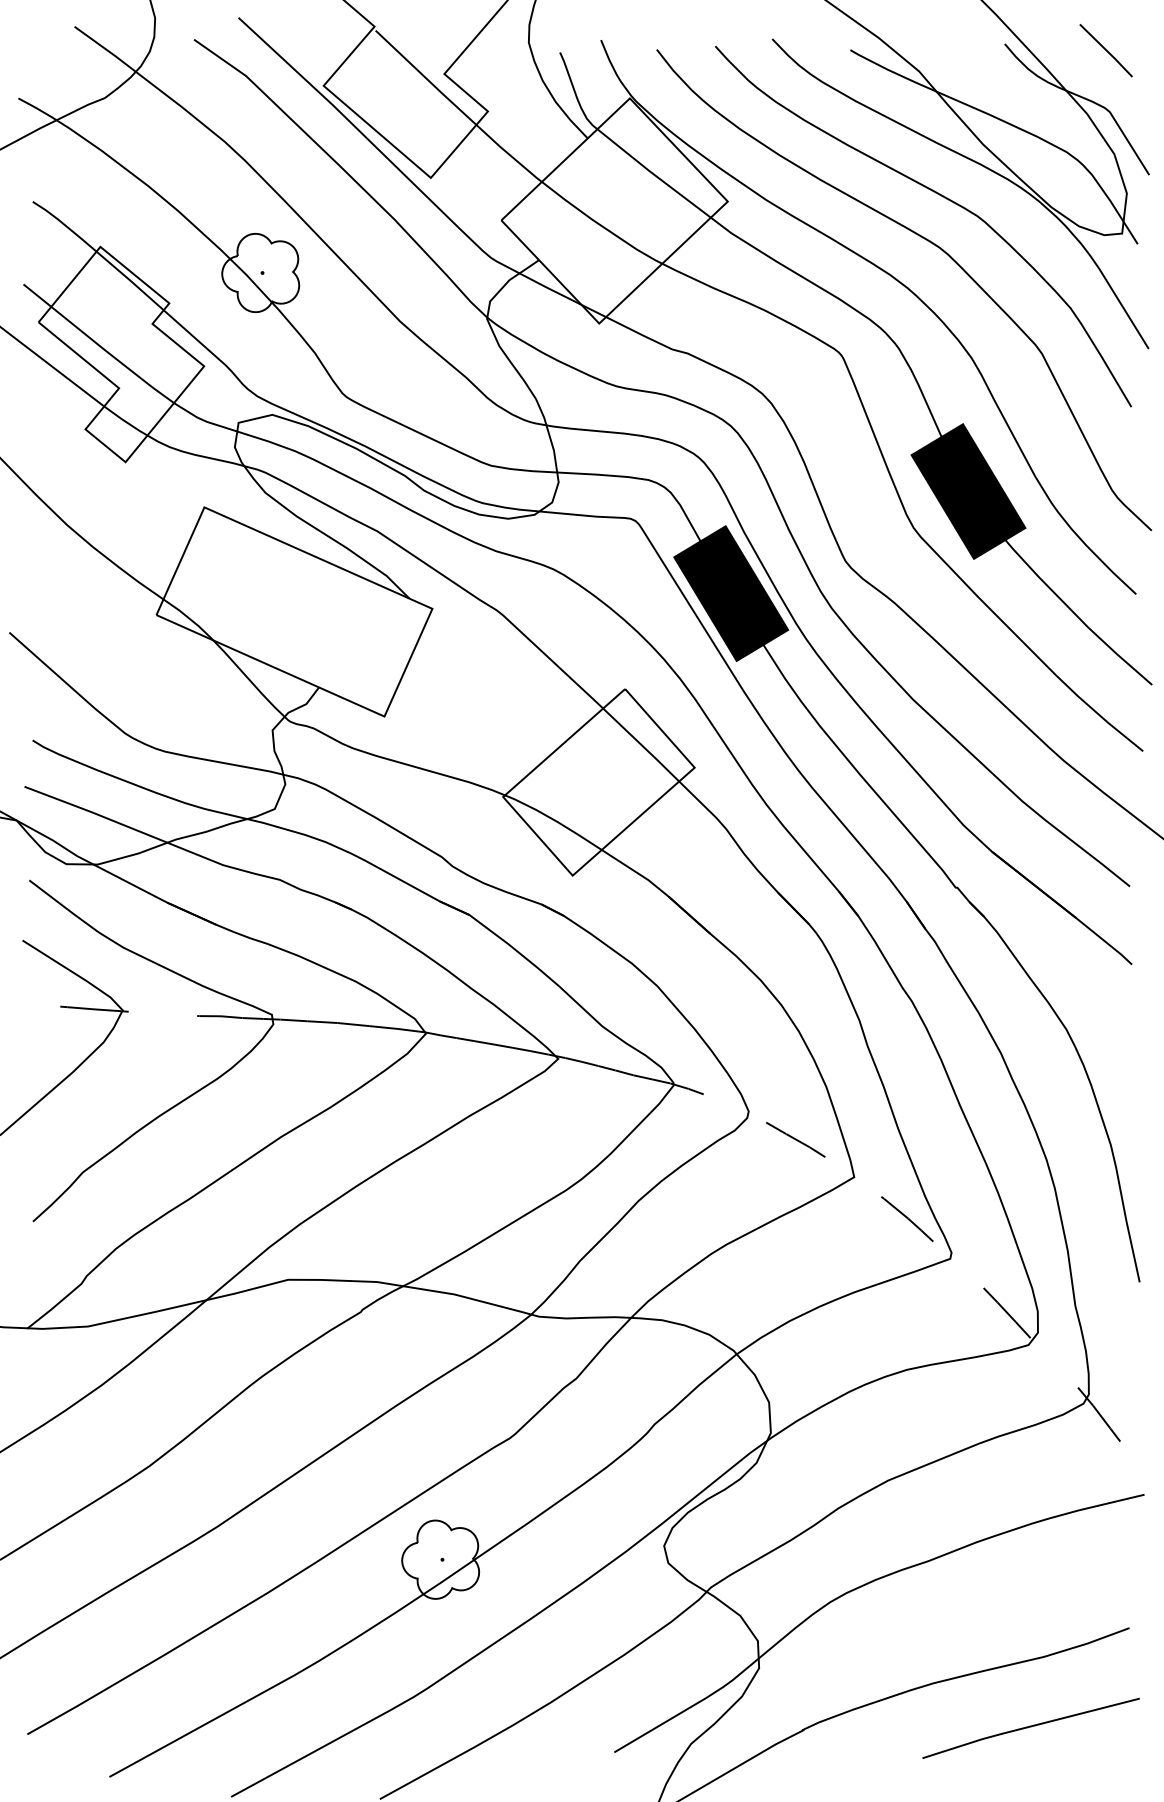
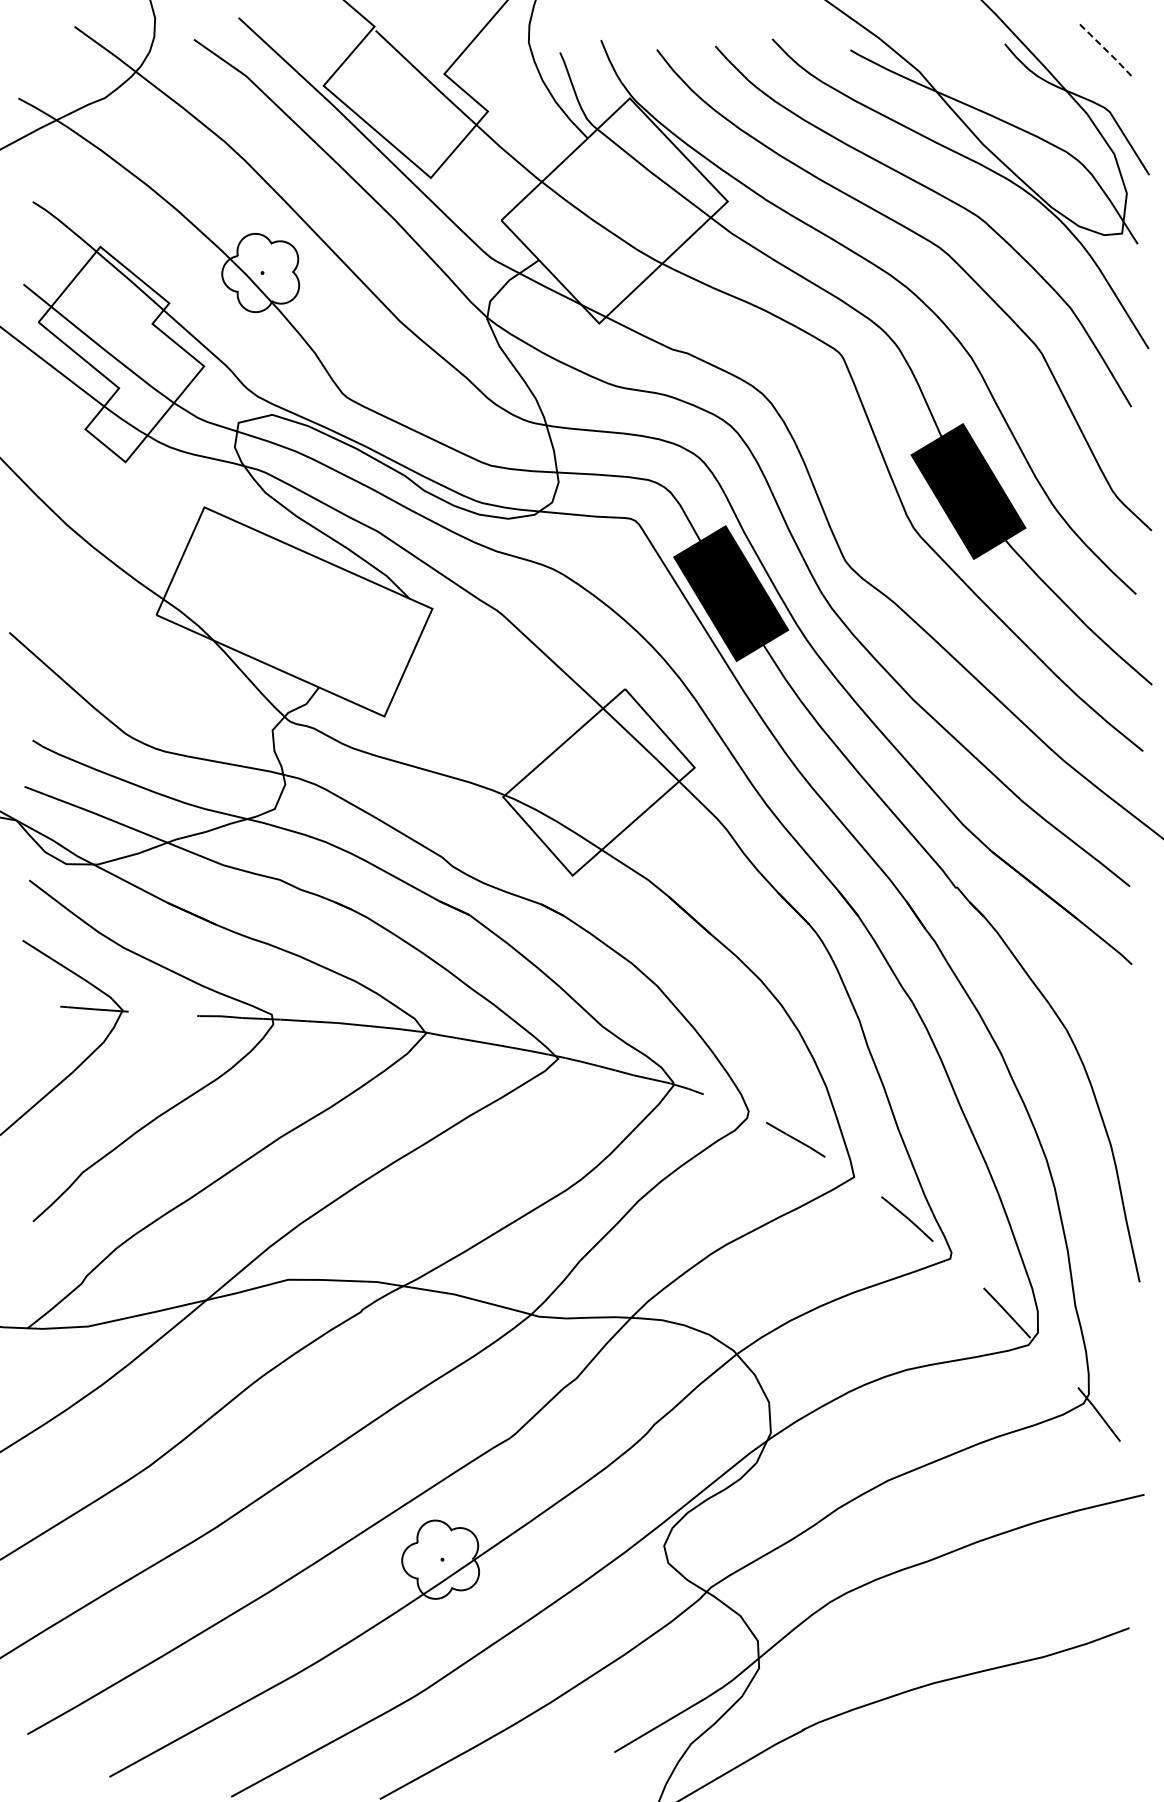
line: solid -> dashed (1106, 50)
line: present -> none (1030, 1727)
